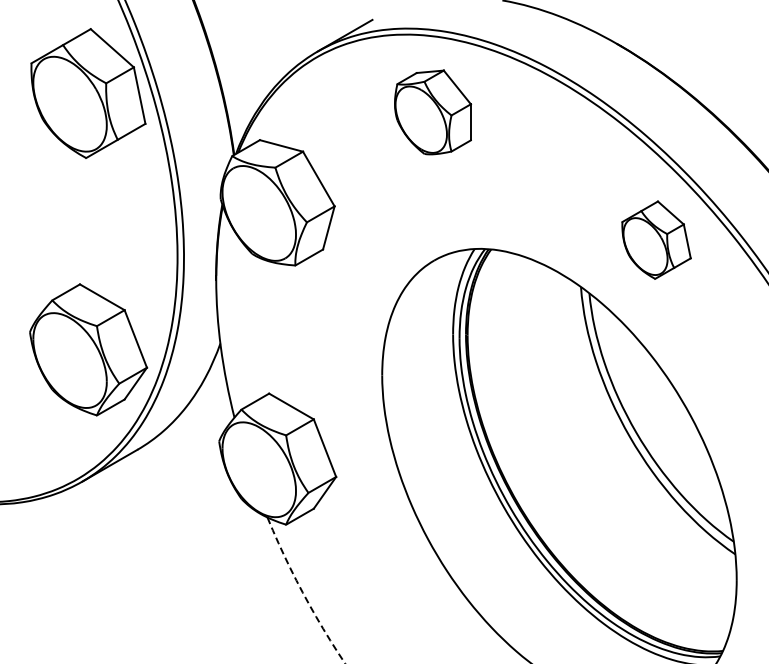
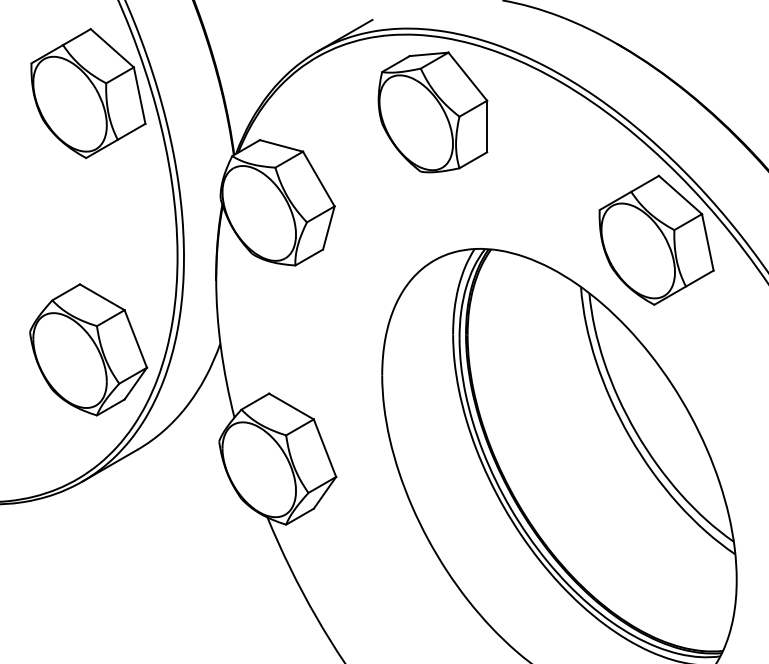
part size: 79x87 px -> 112x123 px (432, 112)
part size: 71x80 px -> 117x132 px (656, 239)
arc: dashed -> solid (302, 592)
